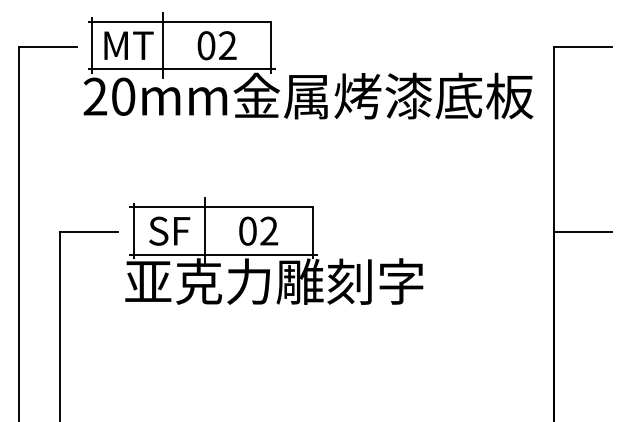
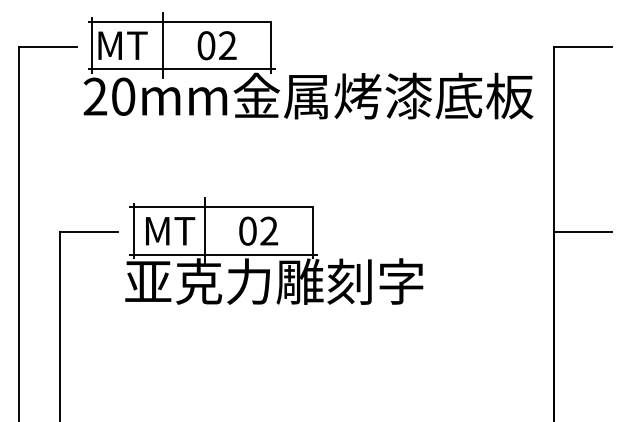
text position: (128, 45) -> (122, 45) (122, 45)
text: SF -> MT (170, 230)
